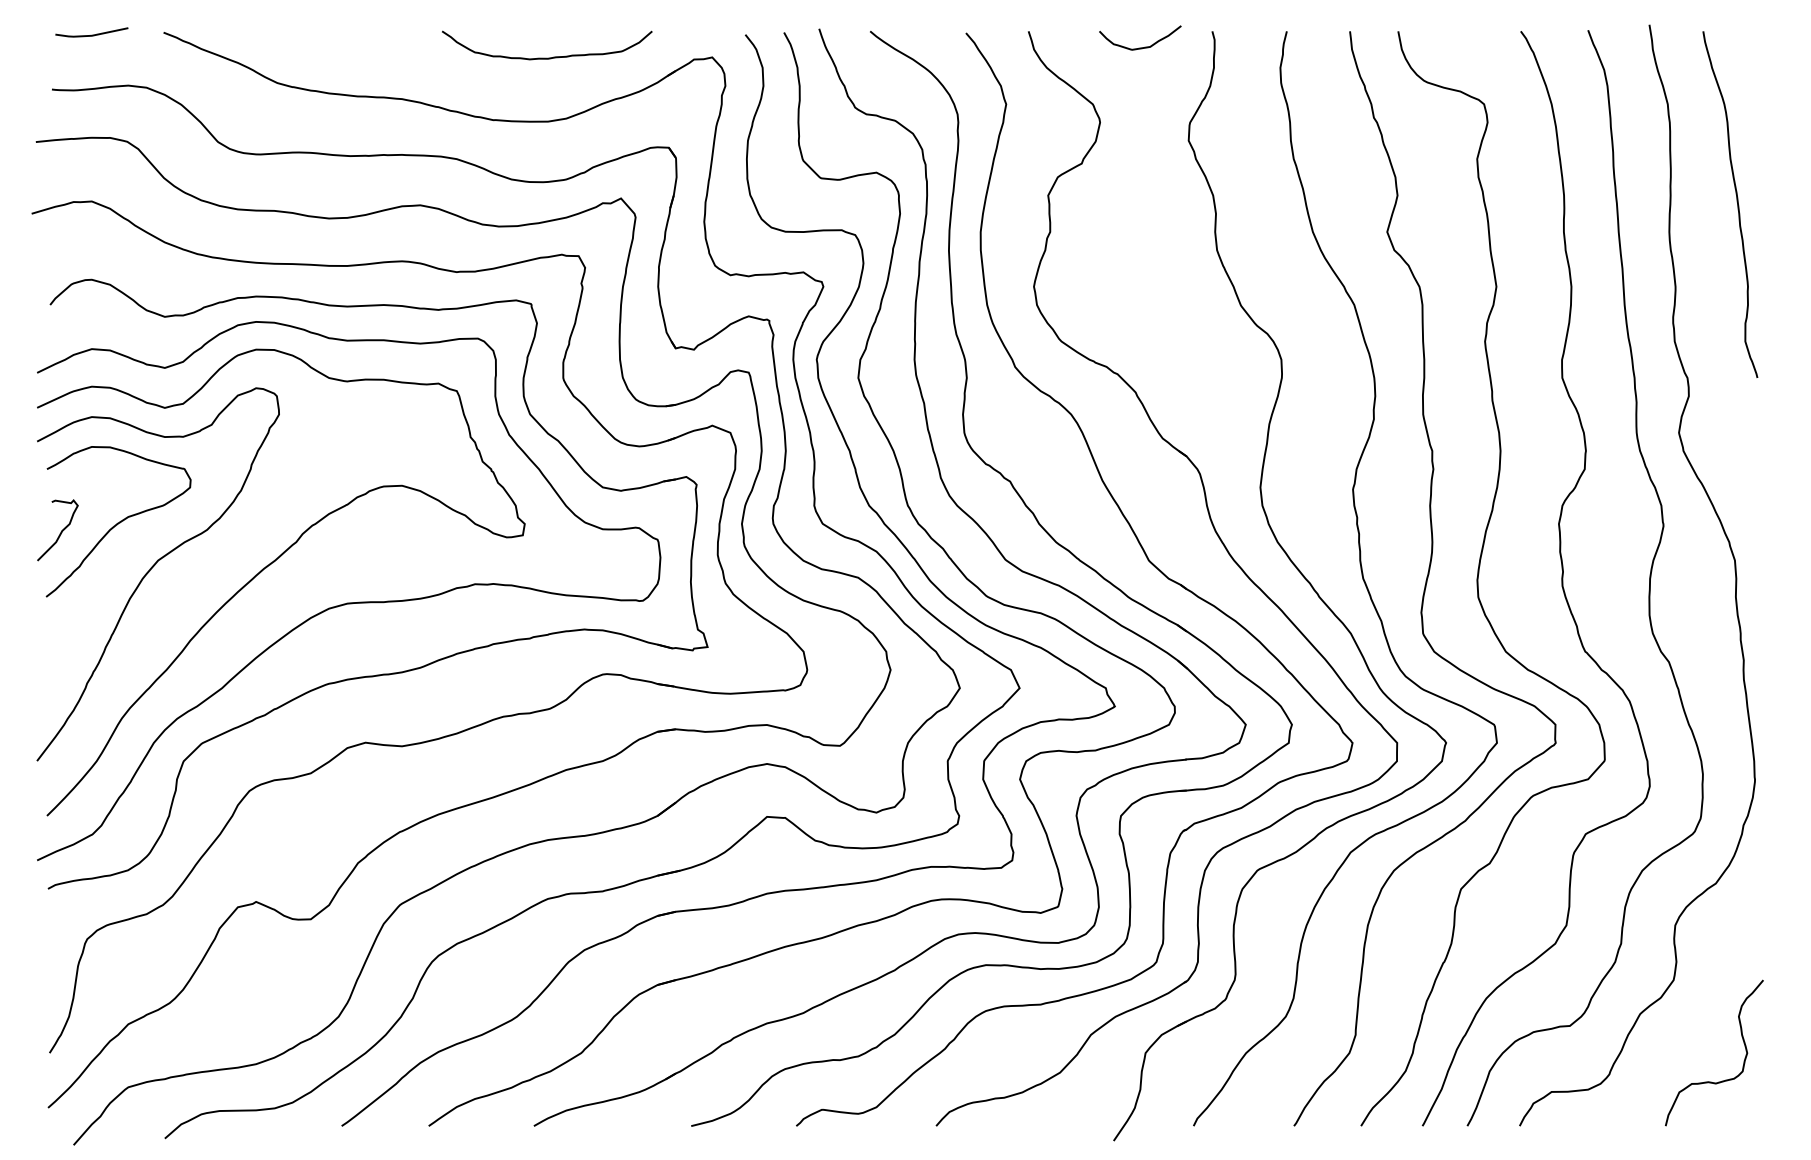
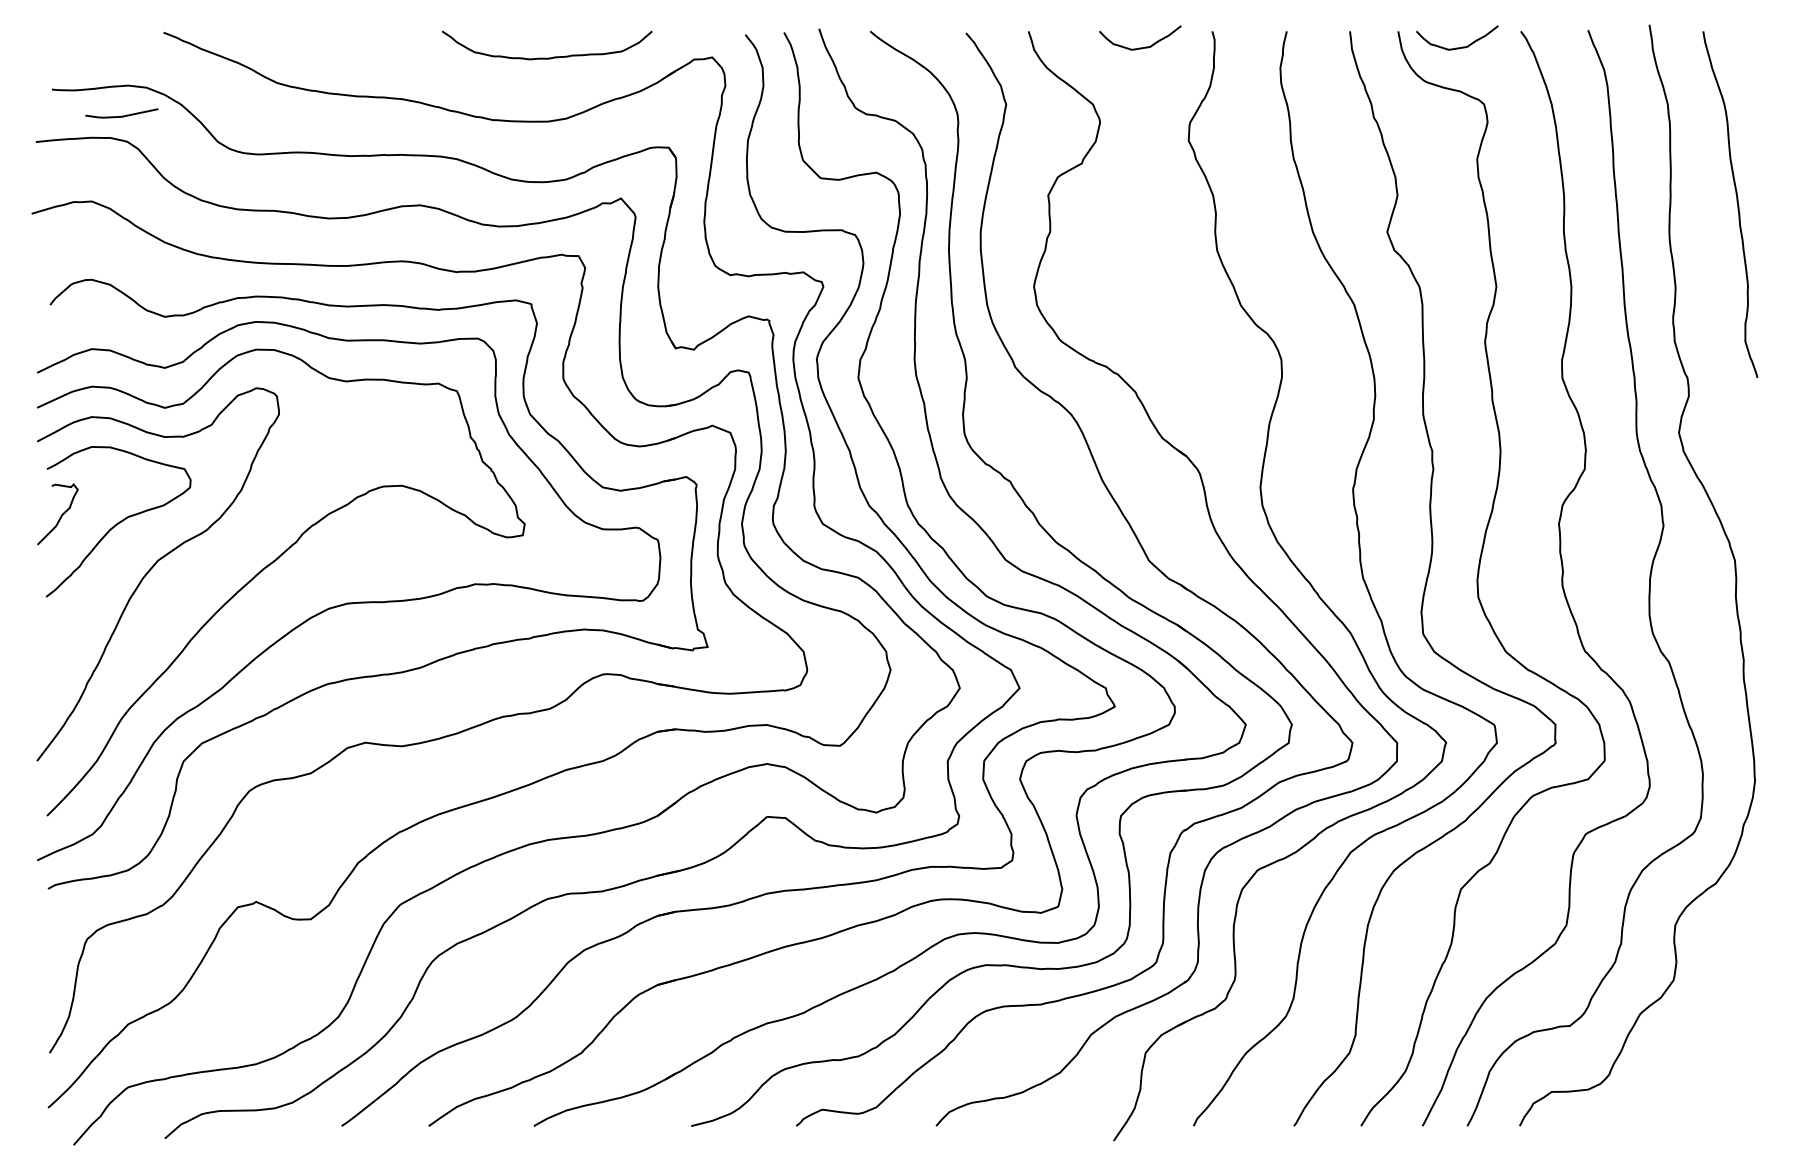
line position: (91, 34) -> (121, 115) (121, 115)
curve: none -> present (1461, 46)
curve position: (60, 532) -> (60, 516) (60, 516)
curve: present -> none (1722, 1080)
